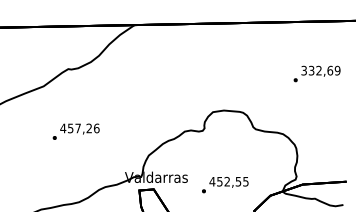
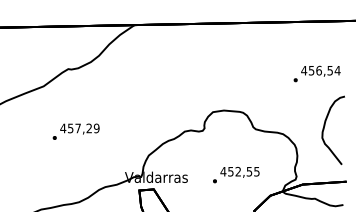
text: 332,69 -> 456,54 (320, 70)
curve: none -> present (325, 126)
text: 457,26 -> 457,29 (96, 128)
text position: (225, 185) -> (236, 175) (236, 175)
